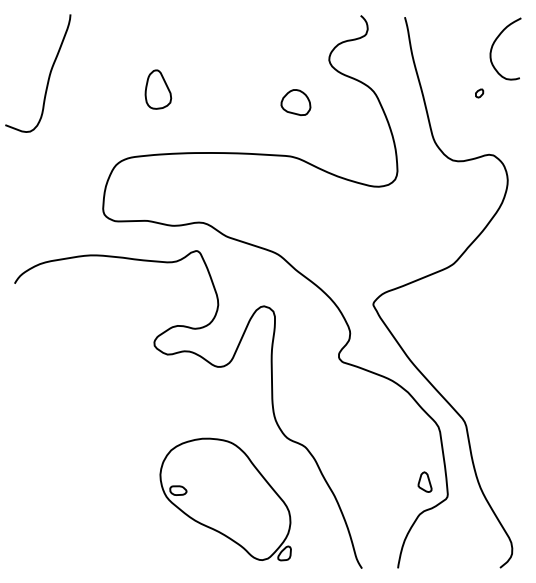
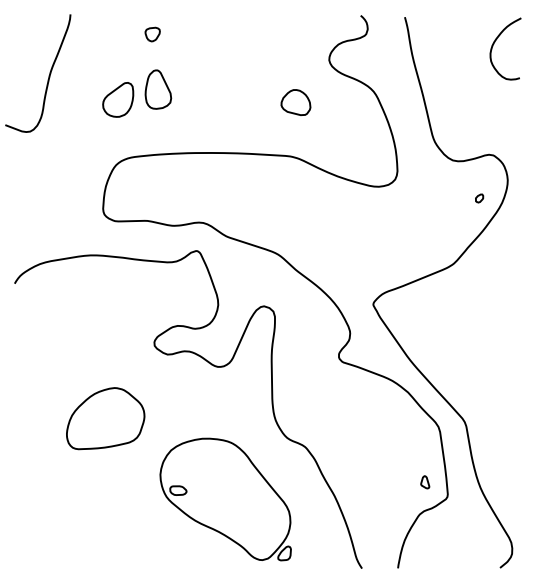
part: none -> present (152, 34)
part position: (479, 93) -> (479, 198) (479, 198)
part: none -> present (118, 99)
part: none -> present (105, 418)
part size: 16x22 px -> 11x15 px (425, 482)
